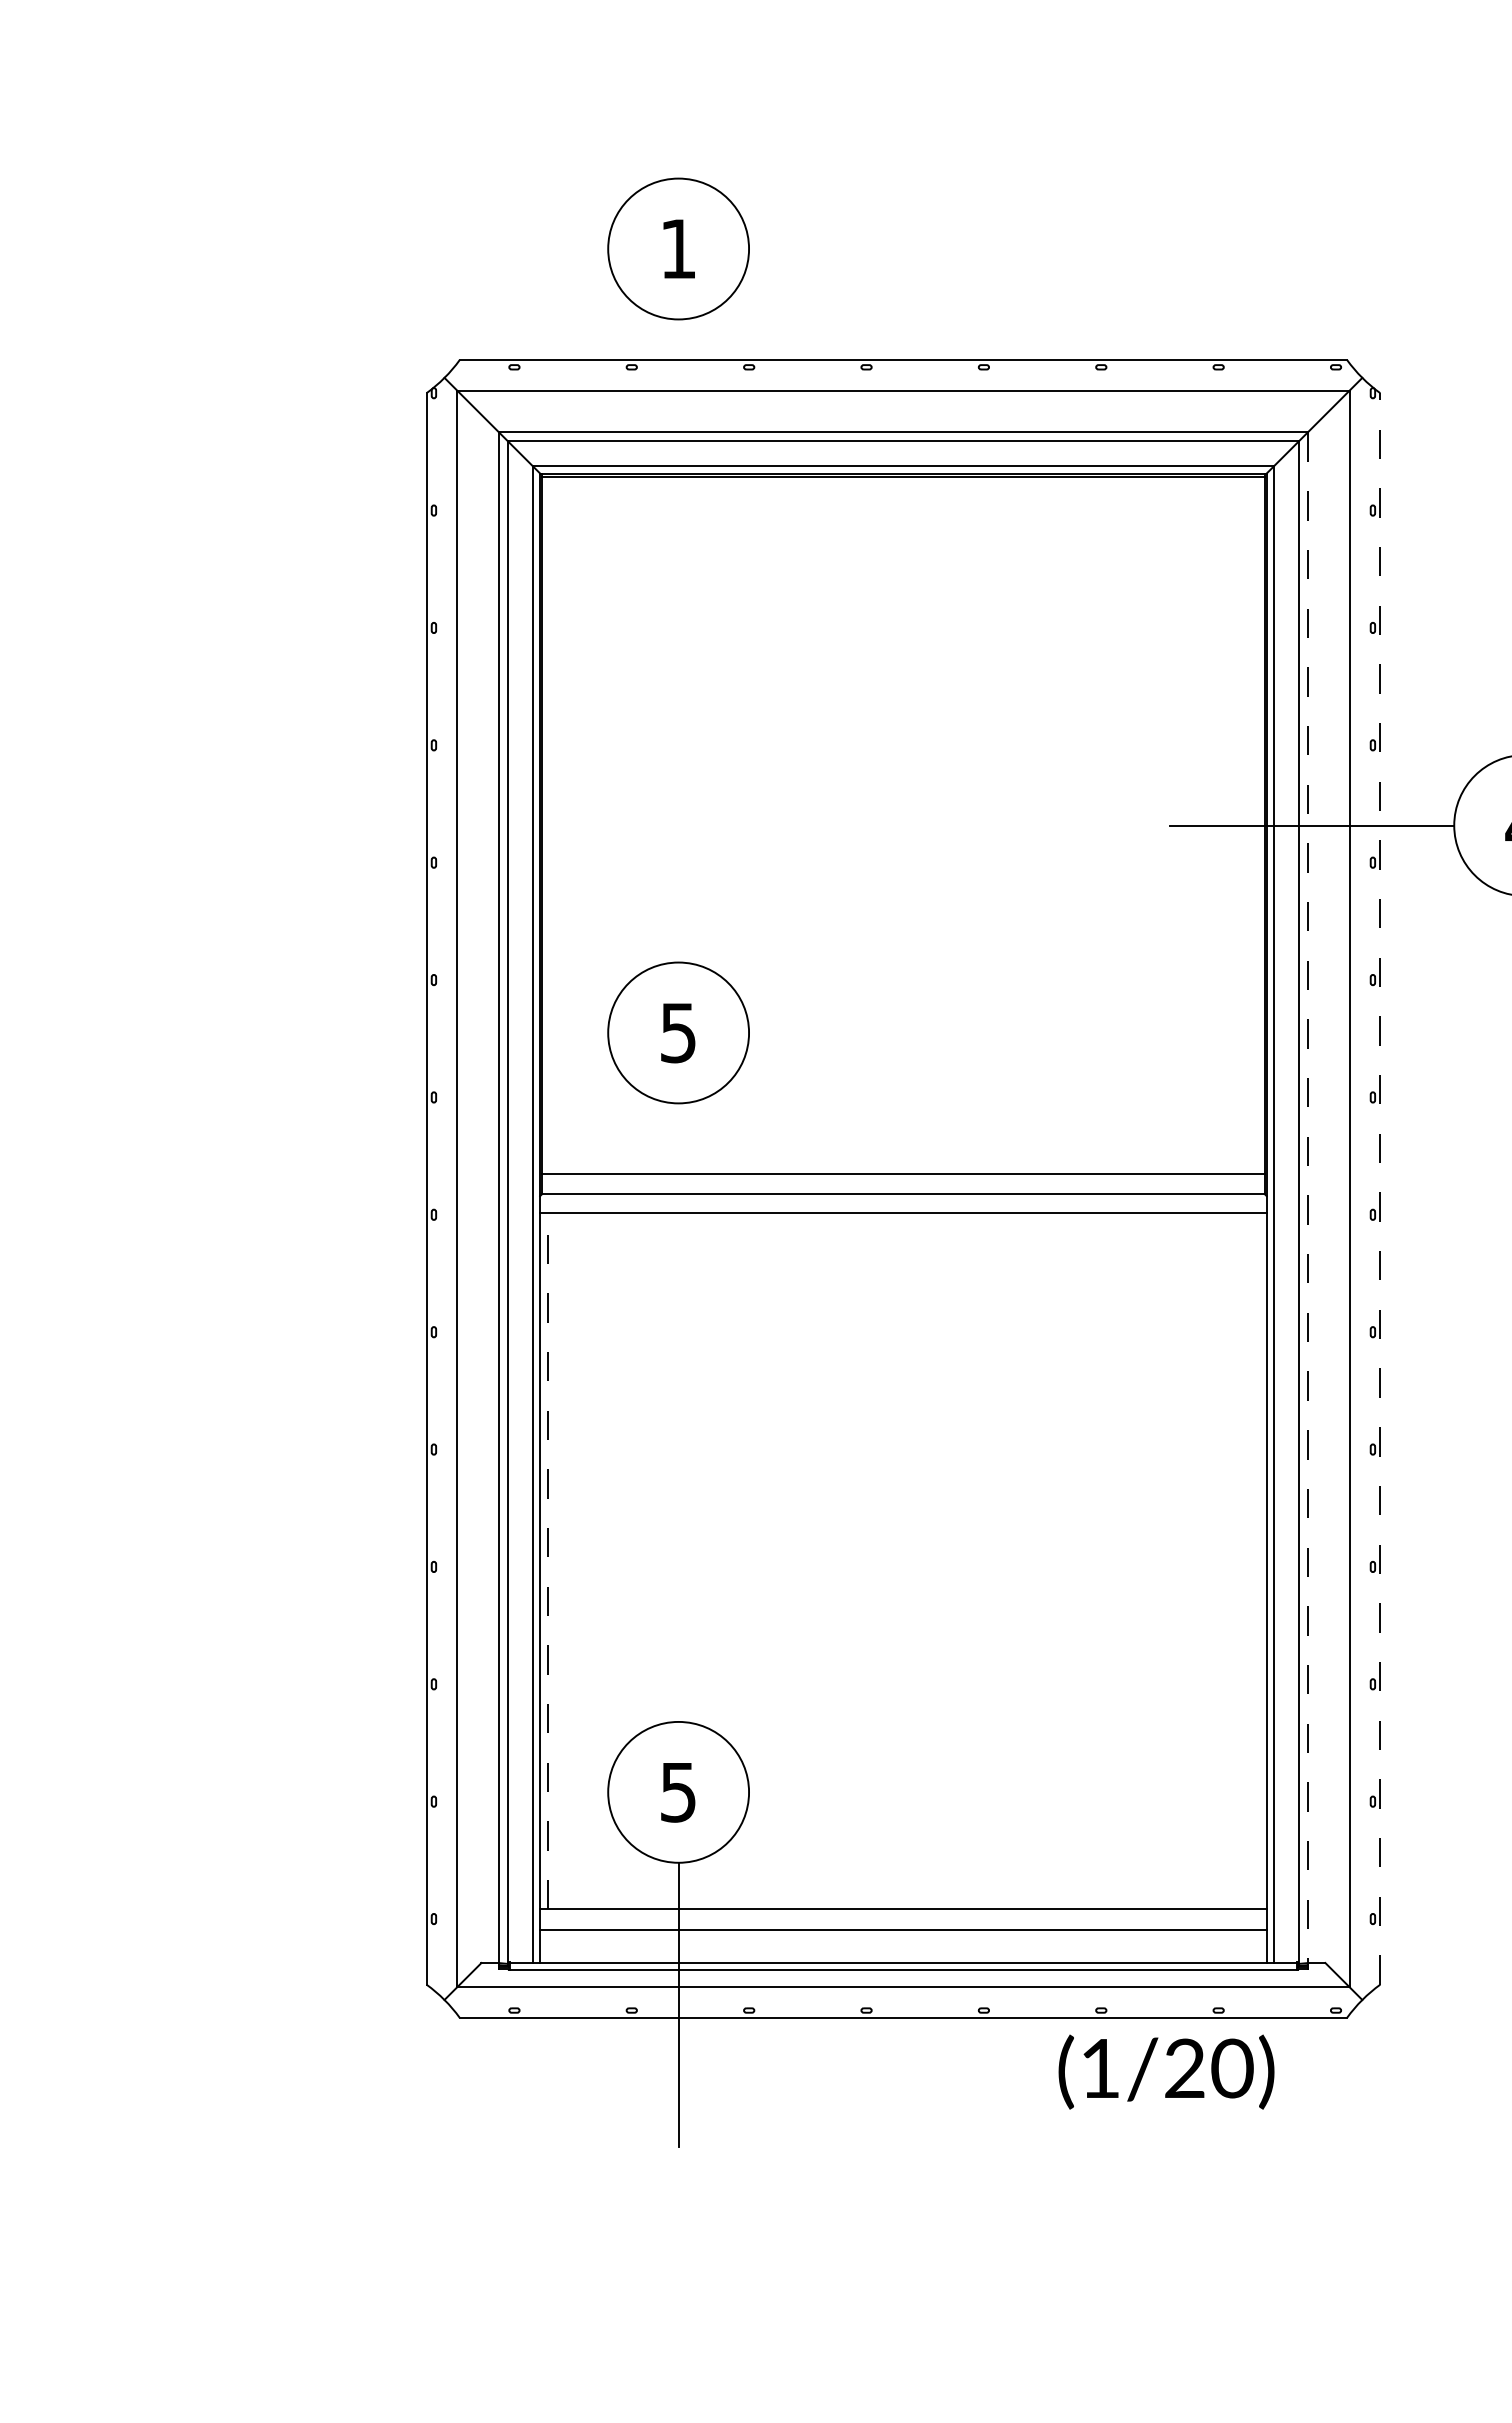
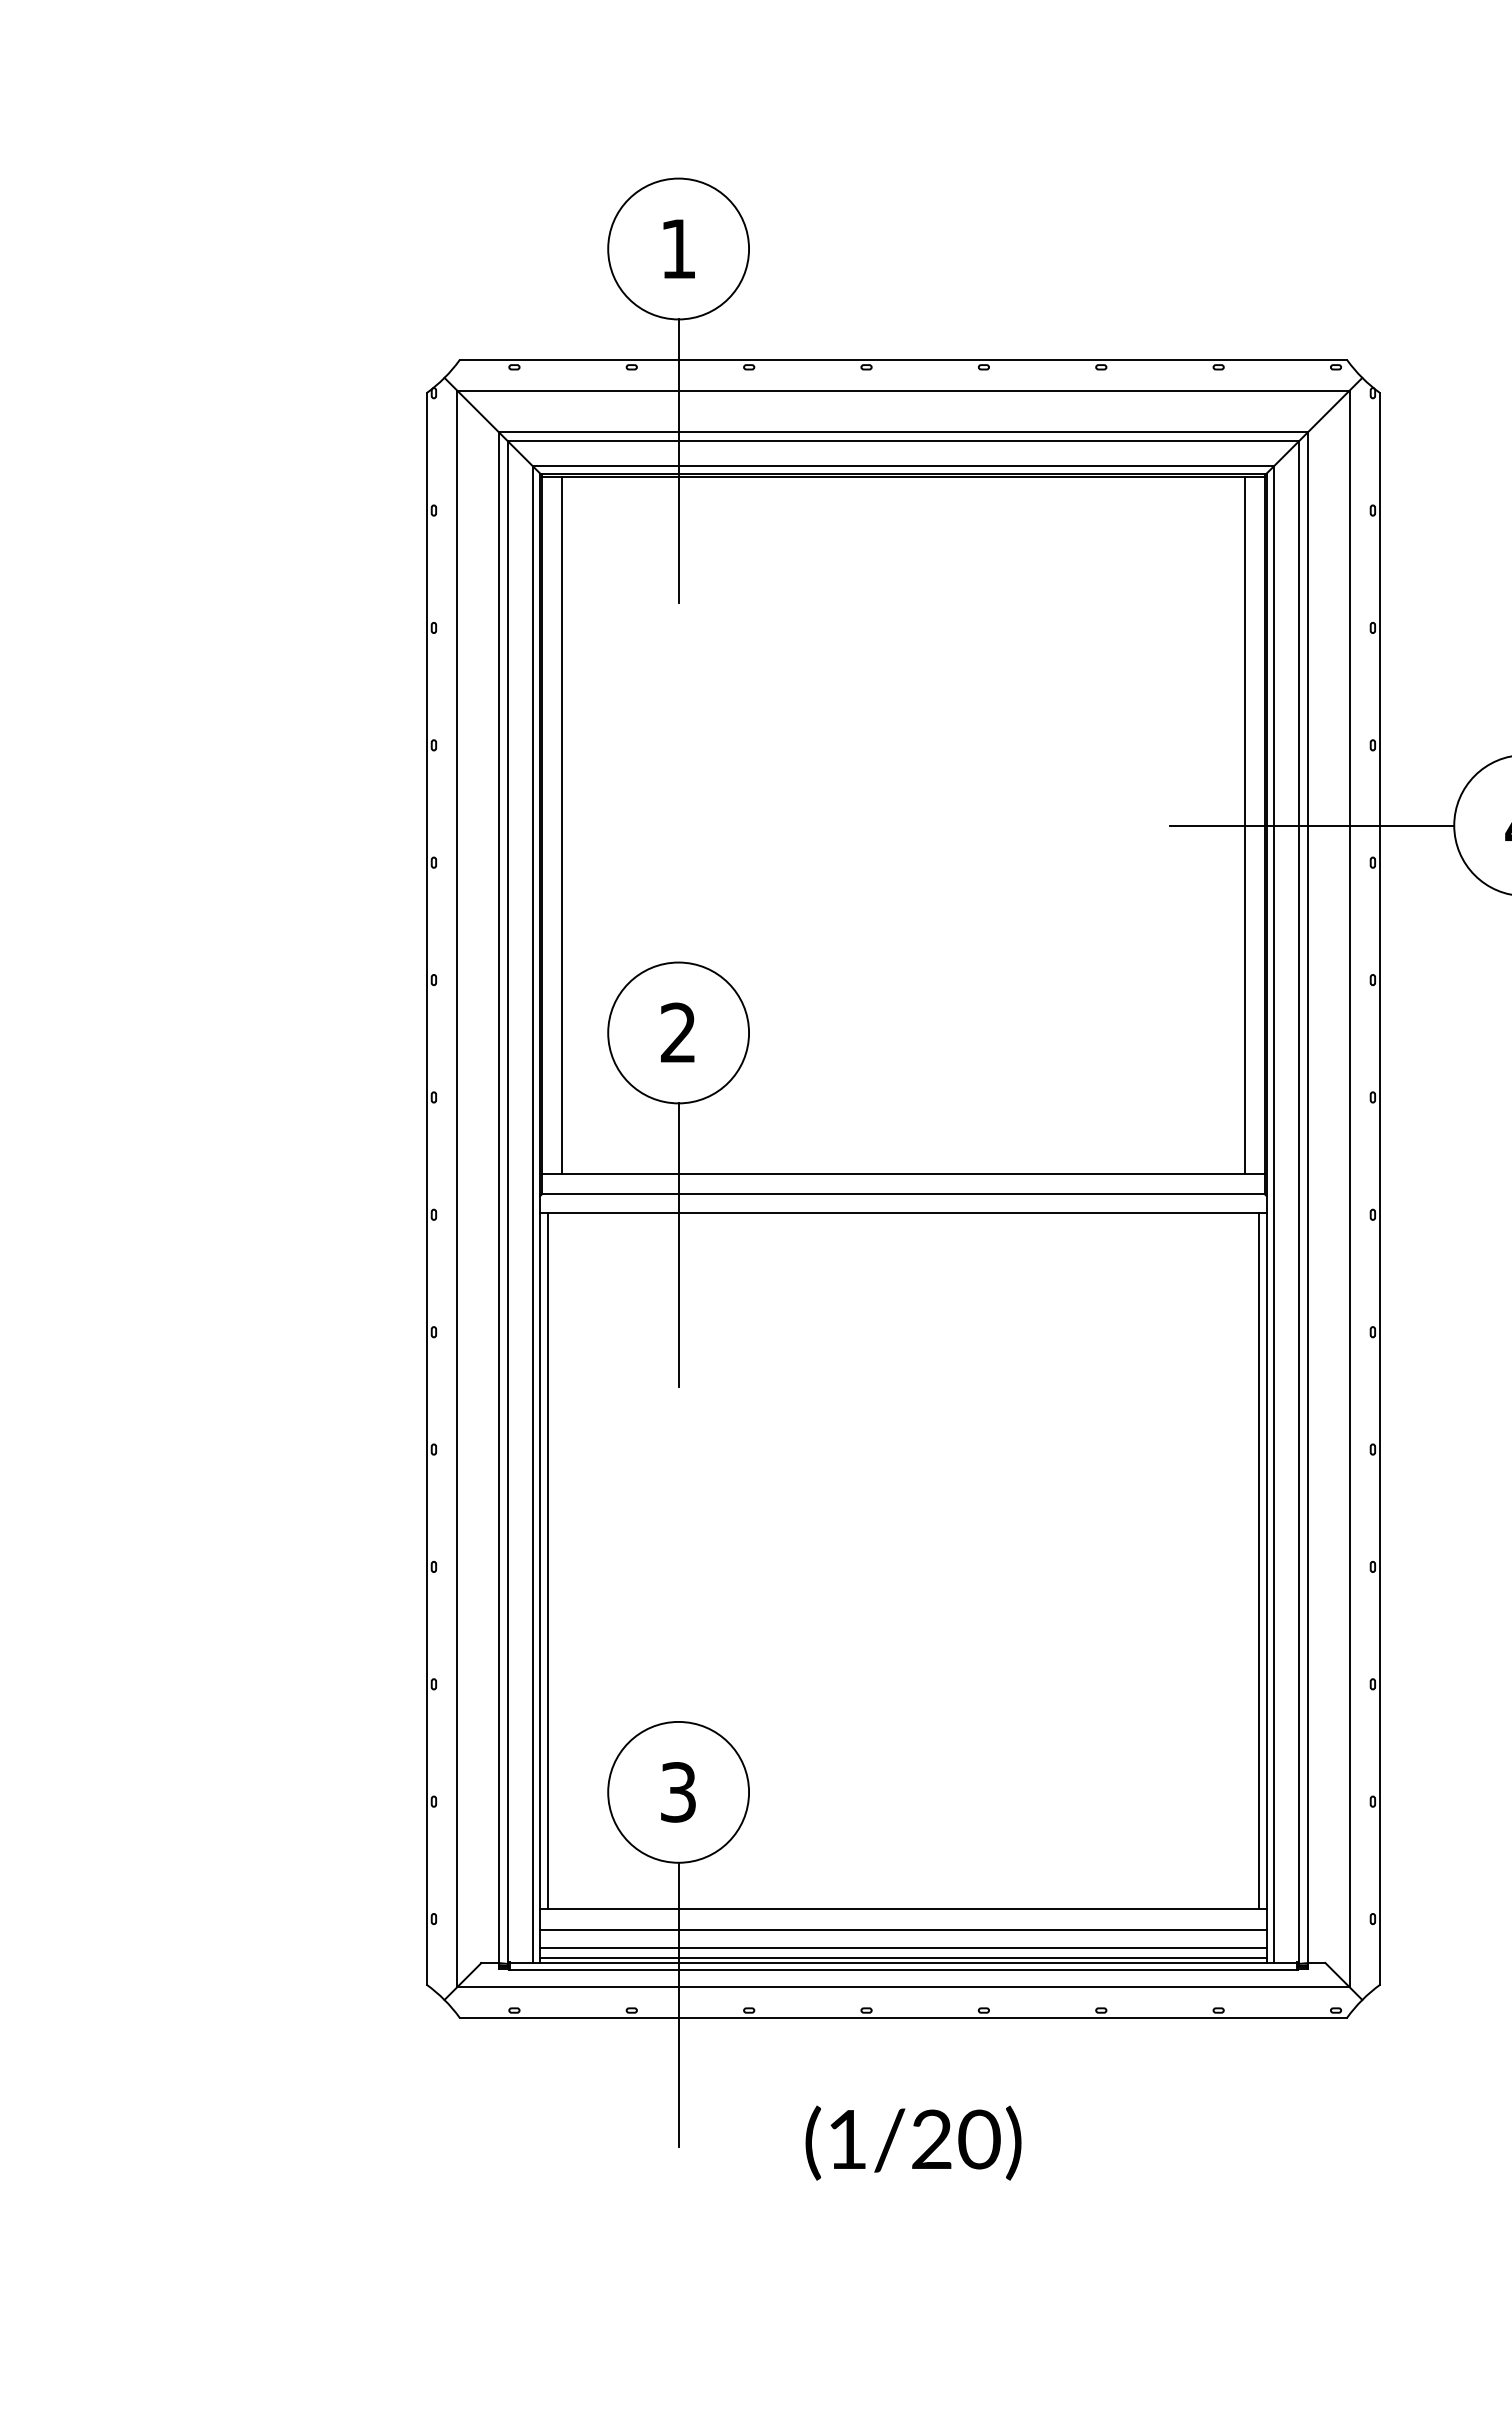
line: none -> present (678, 461)
line: none -> present (562, 825)
line: none -> present (1244, 825)
text: 5 -> 2 (678, 1032)
line: dashed -> solid (1380, 1188)
line: dashed -> solid (1307, 1198)
line: none -> present (678, 1245)
line: dashed -> solid (547, 1560)
line: none -> present (1259, 1560)
text: 5 -> 3 (678, 1792)
line: none -> present (903, 1948)
line: none -> present (903, 1957)
text position: (1166, 2071) -> (913, 2142) (913, 2142)
